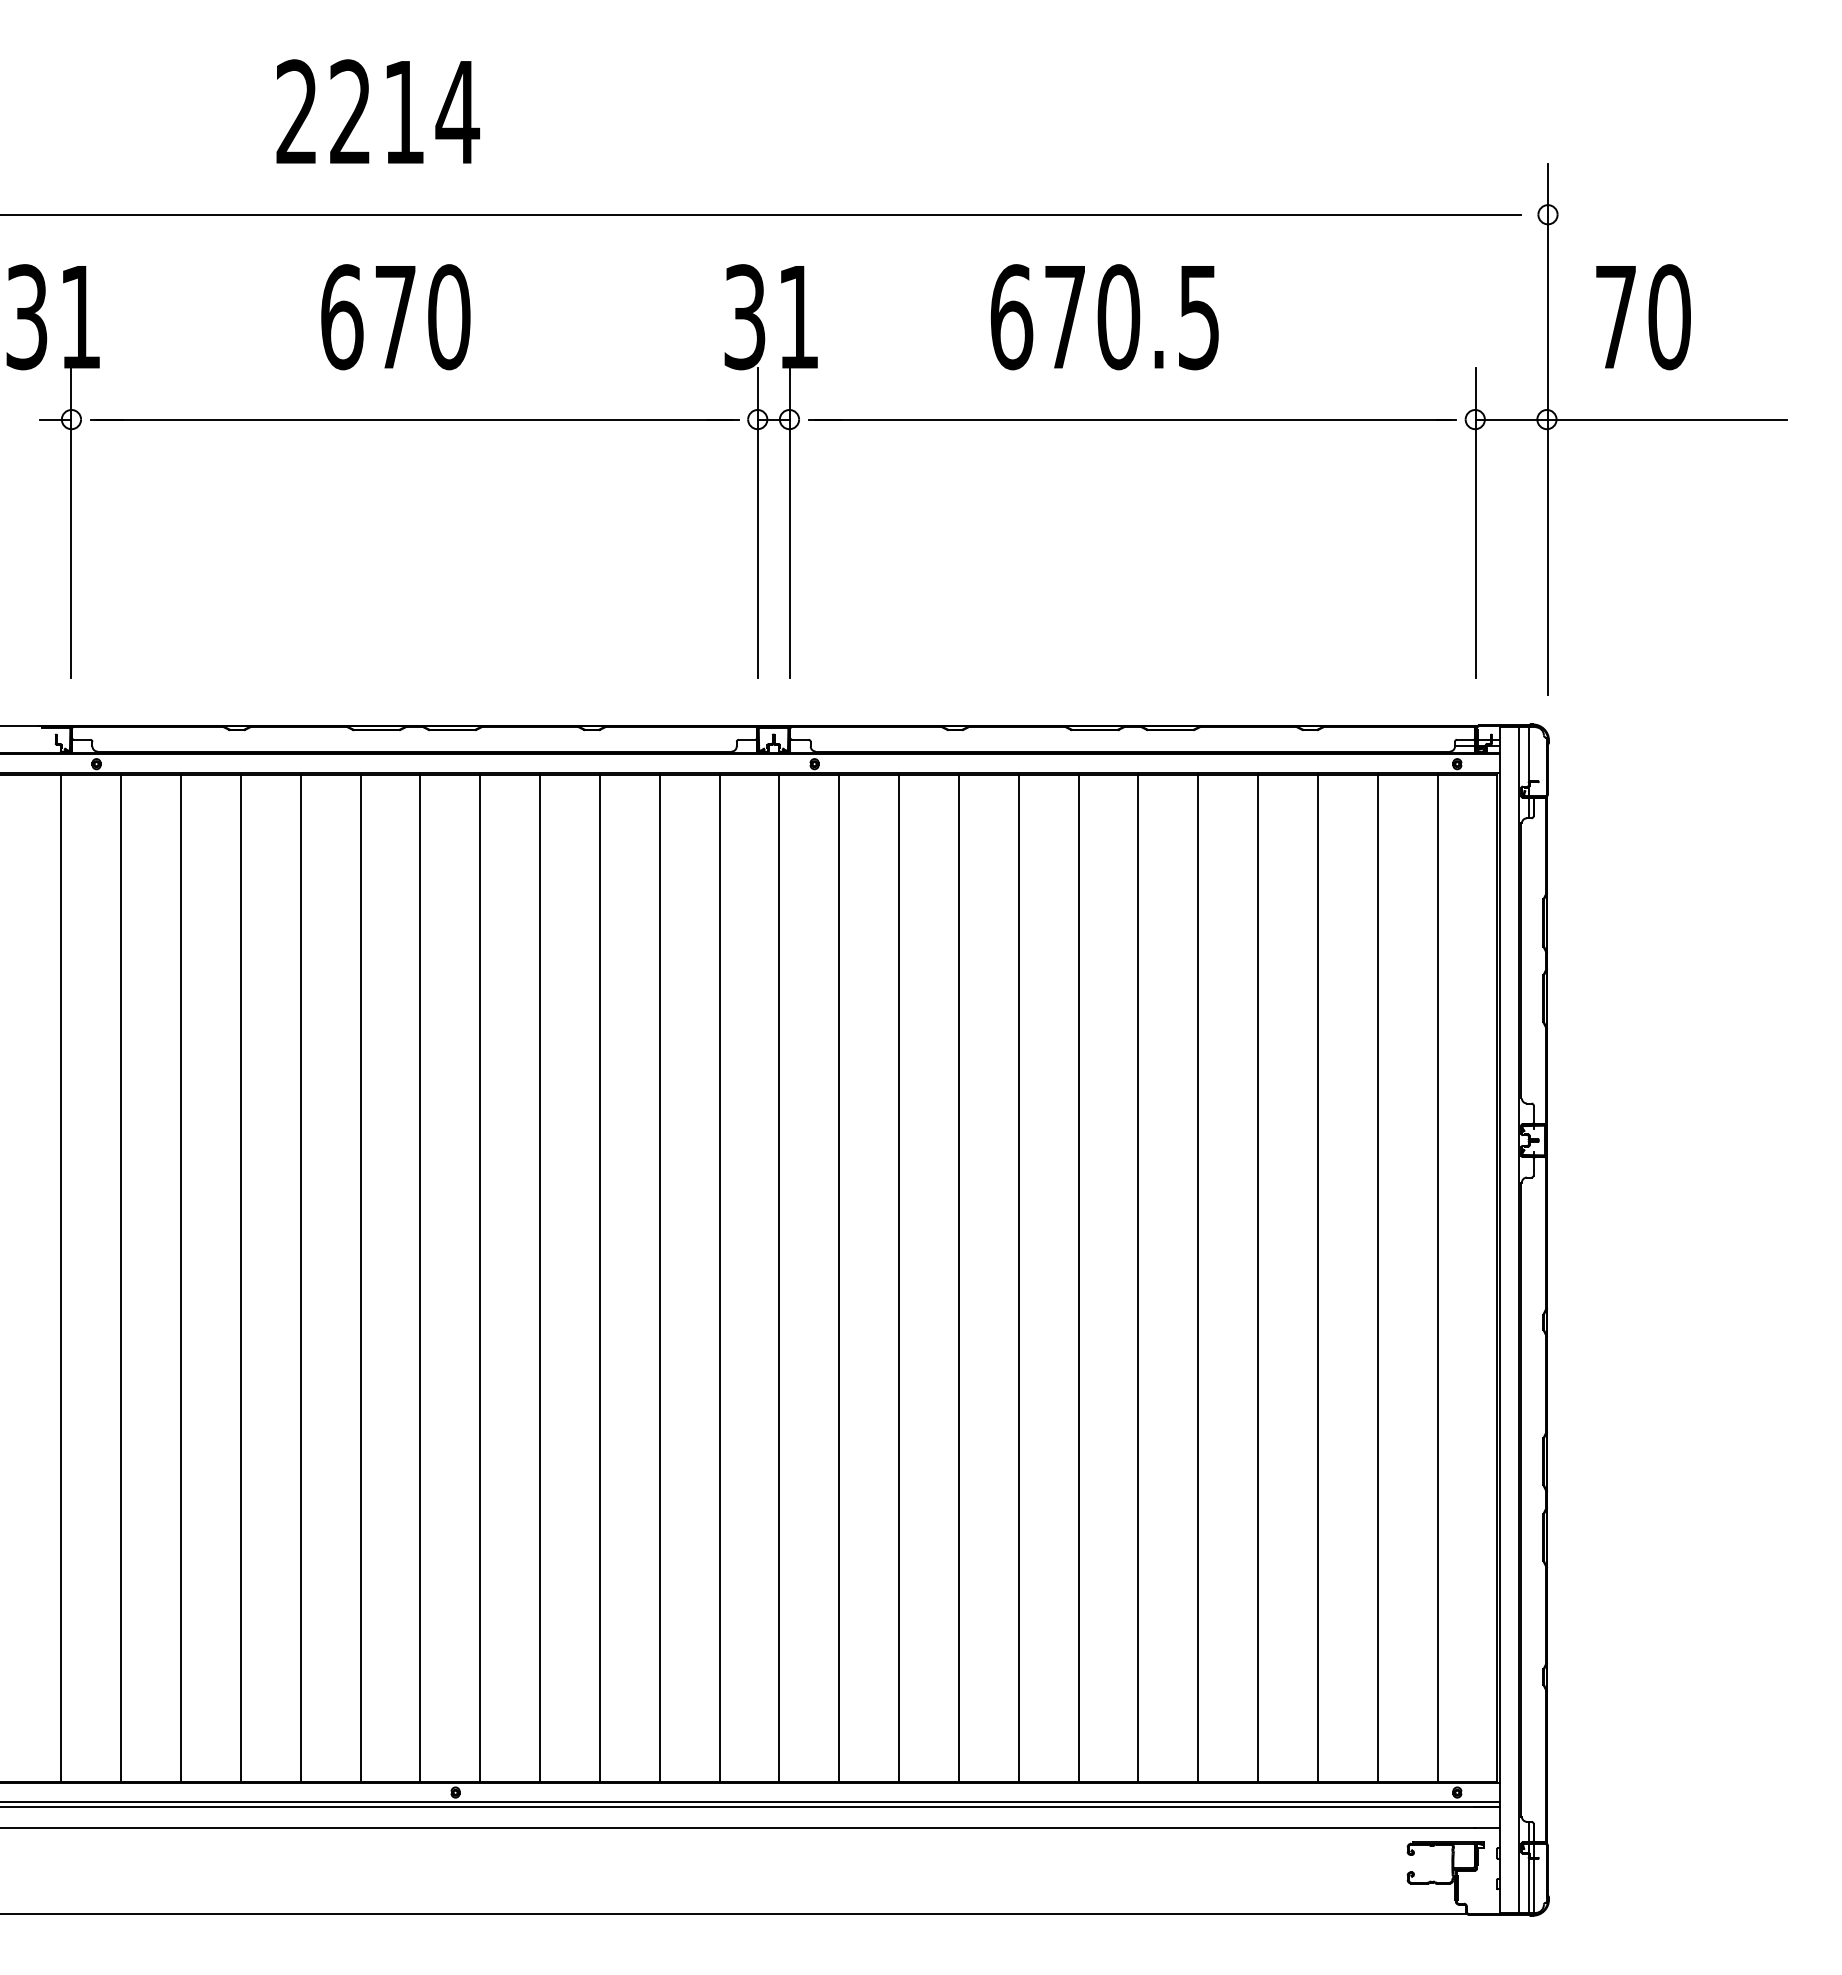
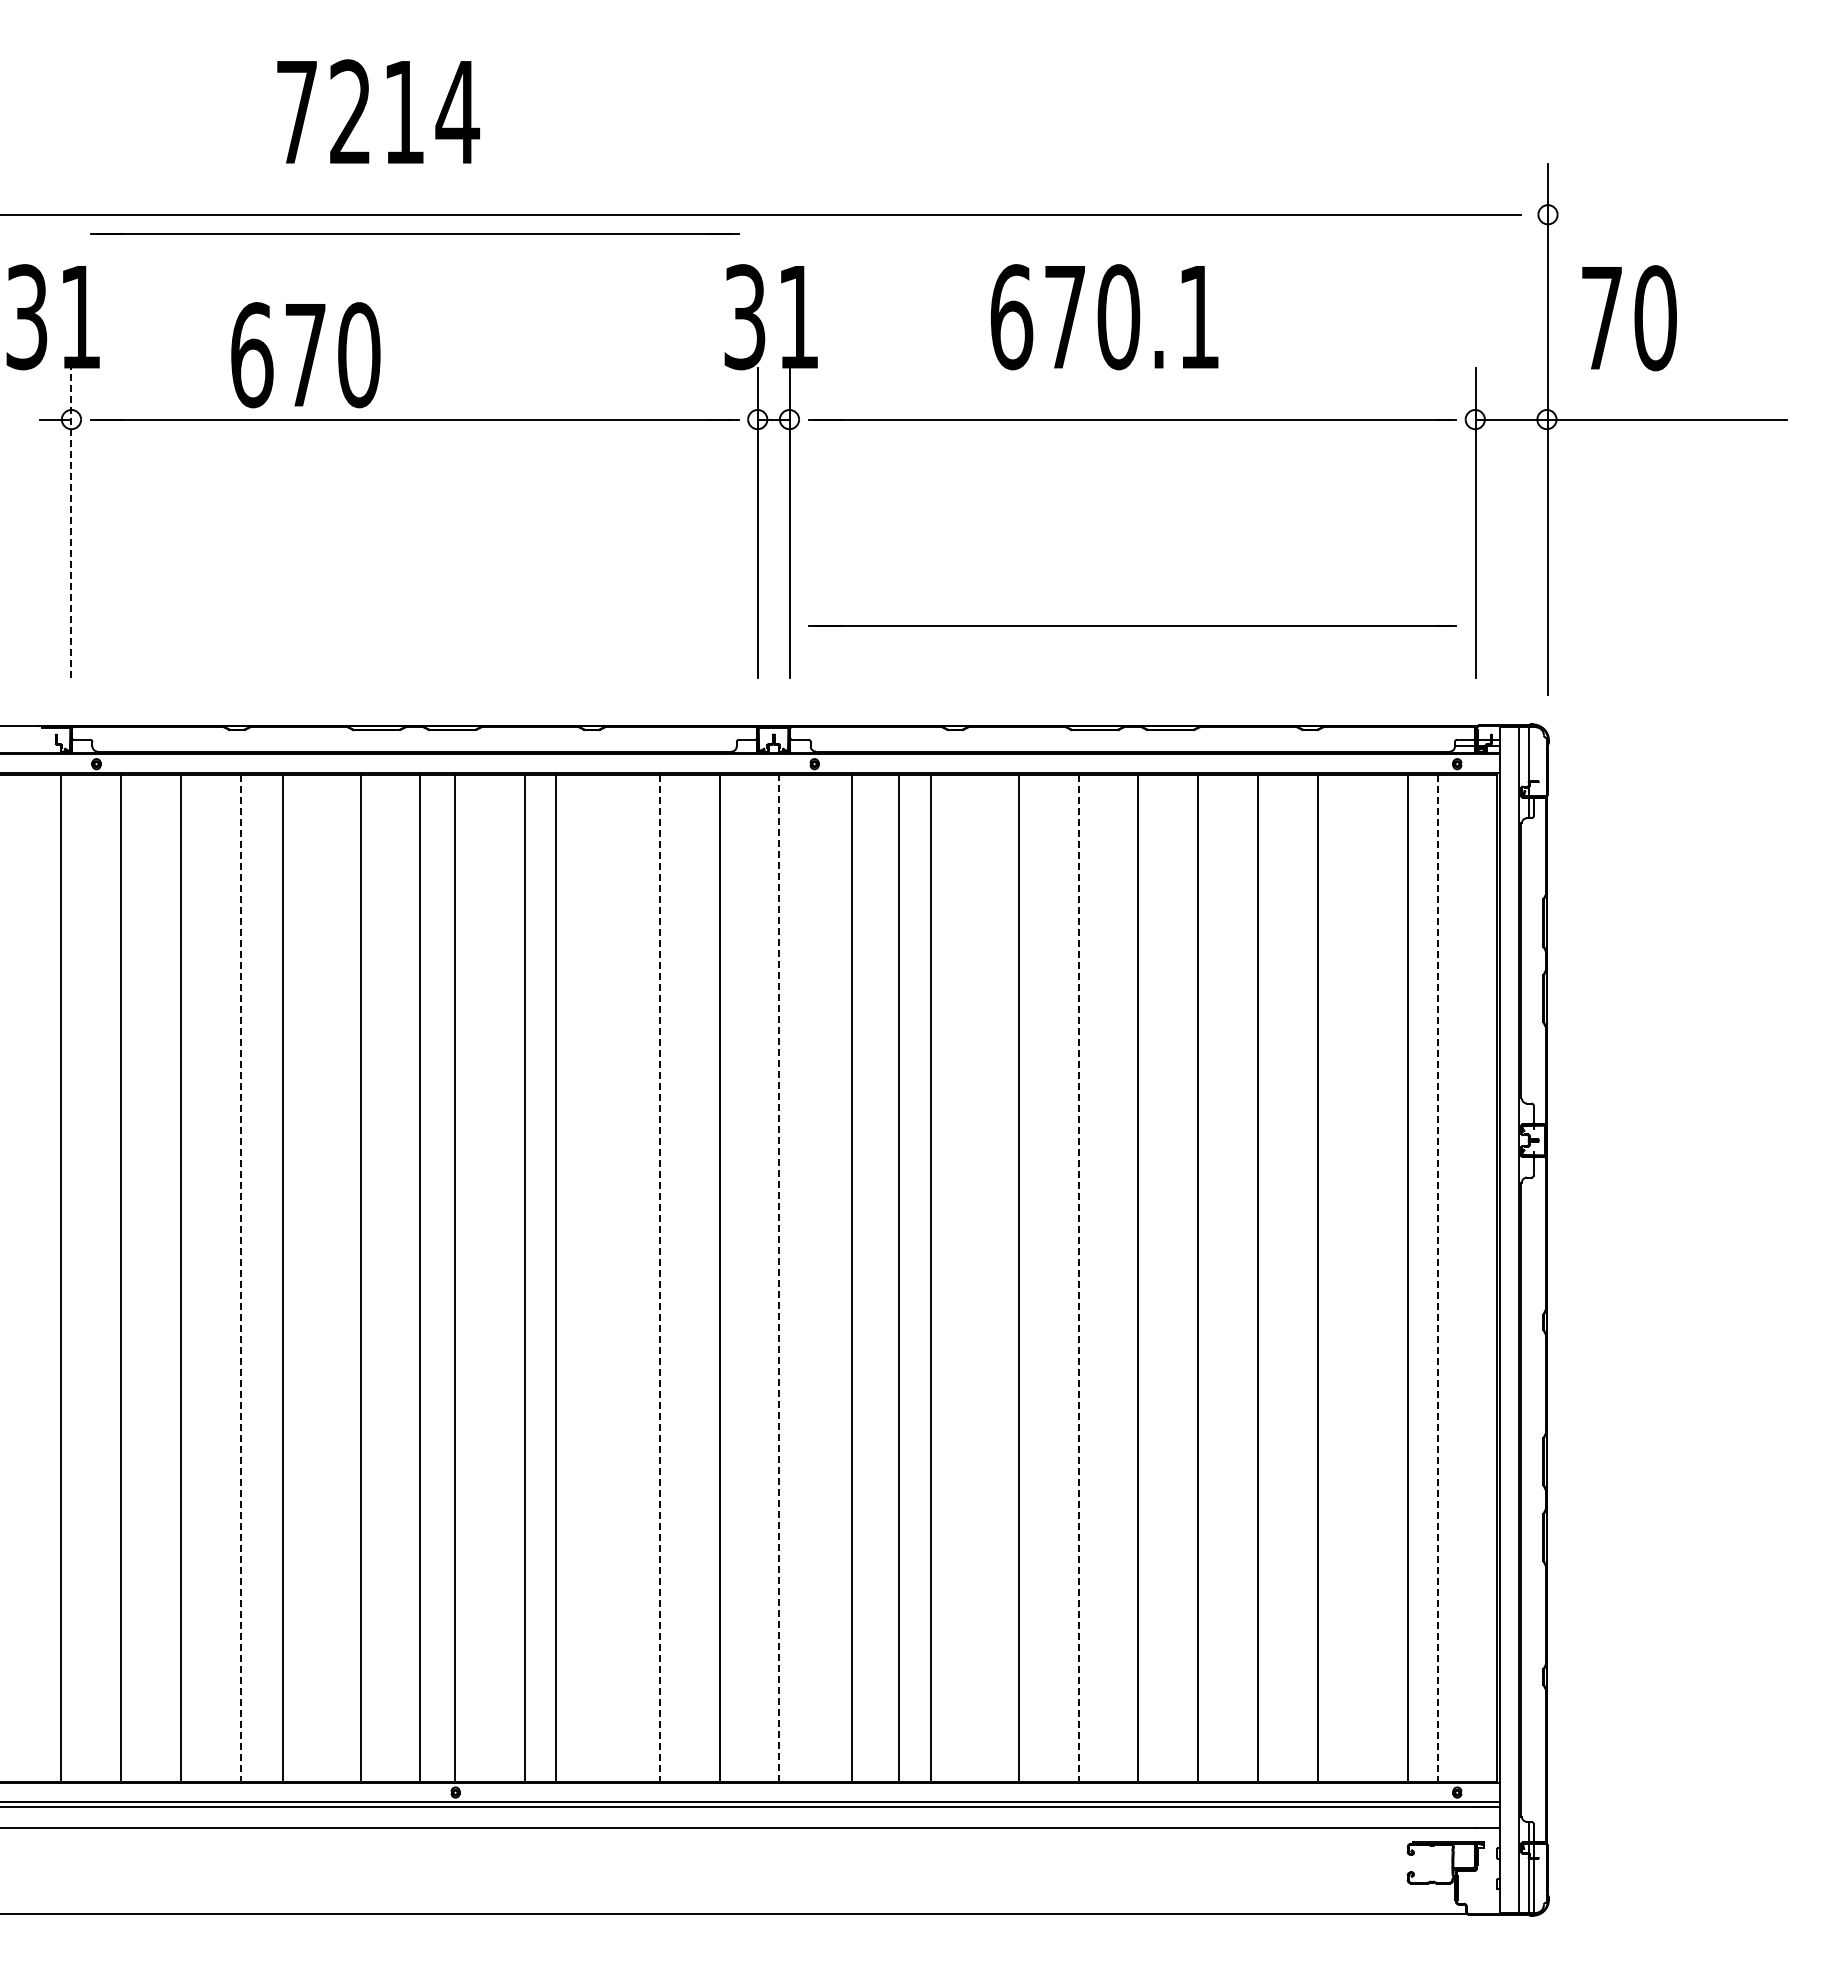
text: 2214 -> 7214 (296, 111)
line: none -> present (414, 233)
text position: (395, 317) -> (305, 355) (305, 355)
text position: (1643, 317) -> (1629, 318) (1629, 318)
text: 670.5 -> 670.1 (1198, 318)
line: solid -> dashed (71, 523)
line: none -> present (1132, 625)
line: solid -> dashed (240, 1278)
line position: (300, 1278) -> (282, 1278) (282, 1278)
line position: (479, 1278) -> (454, 1278) (454, 1278)
line position: (539, 1278) -> (524, 1278) (524, 1278)
line position: (599, 1278) -> (555, 1278) (555, 1278)
line: solid -> dashed (659, 1278)
line: solid -> dashed (778, 1278)
line position: (838, 1278) -> (851, 1278) (851, 1278)
line position: (958, 1278) -> (930, 1278) (930, 1278)
line: solid -> dashed (1078, 1278)
line position: (1377, 1278) -> (1407, 1278) (1407, 1278)
line: solid -> dashed (1437, 1278)
